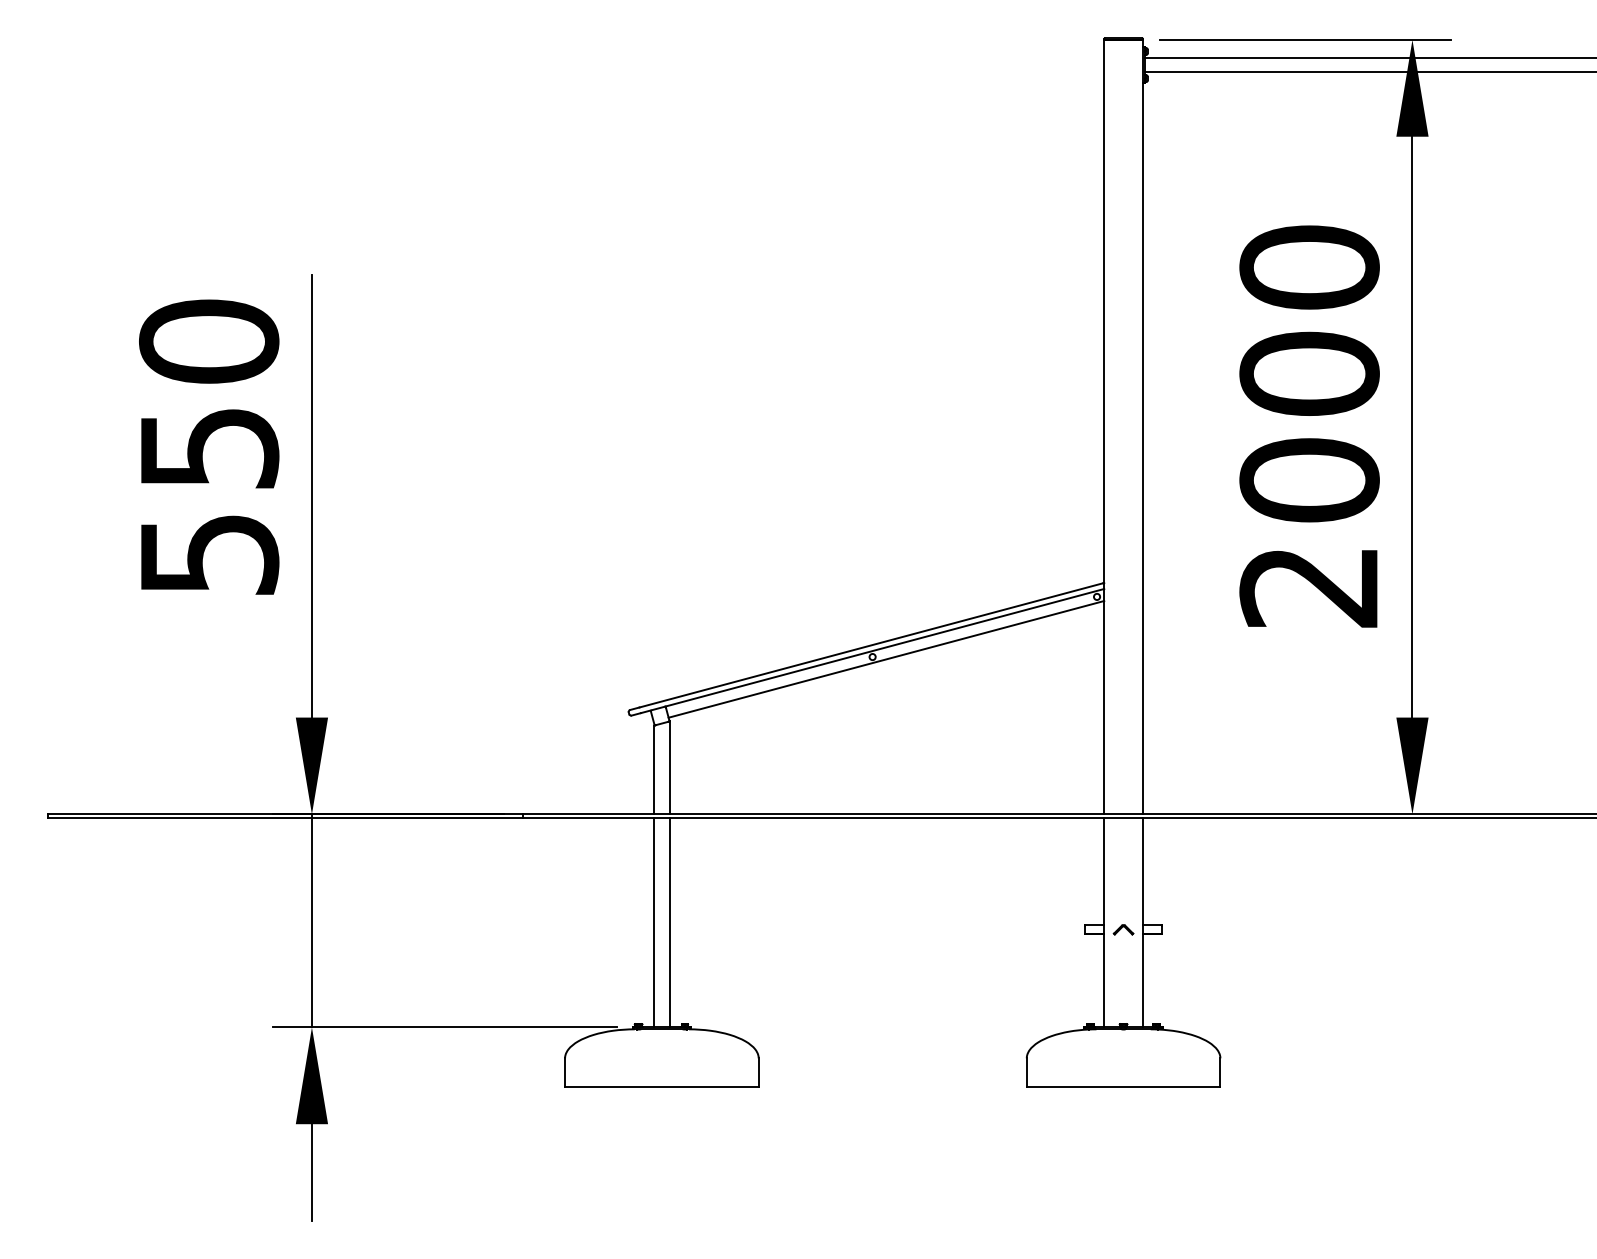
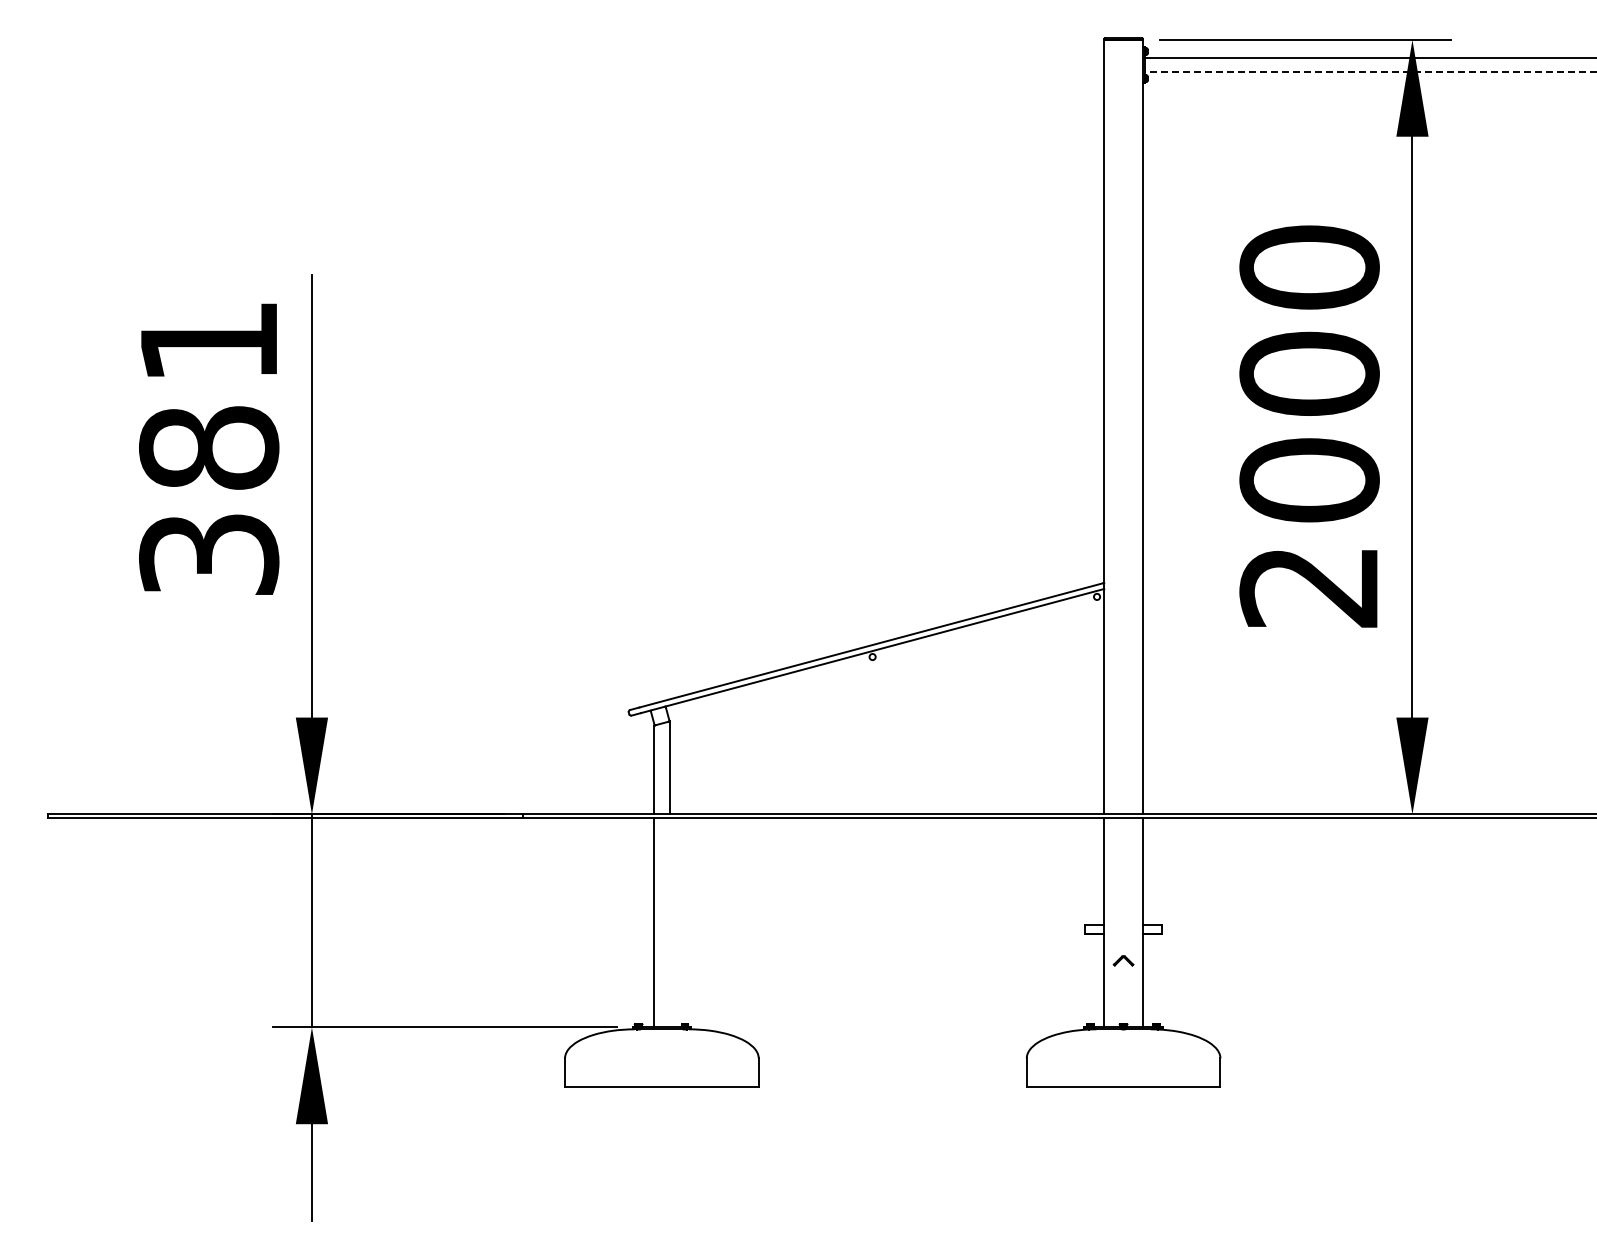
line: solid -> dashed (1370, 72)
text: 550 -> 381 (209, 446)
line: present -> none (886, 659)
line: present -> none (669, 922)
part position: (1123, 929) -> (1123, 960) (1123, 960)
